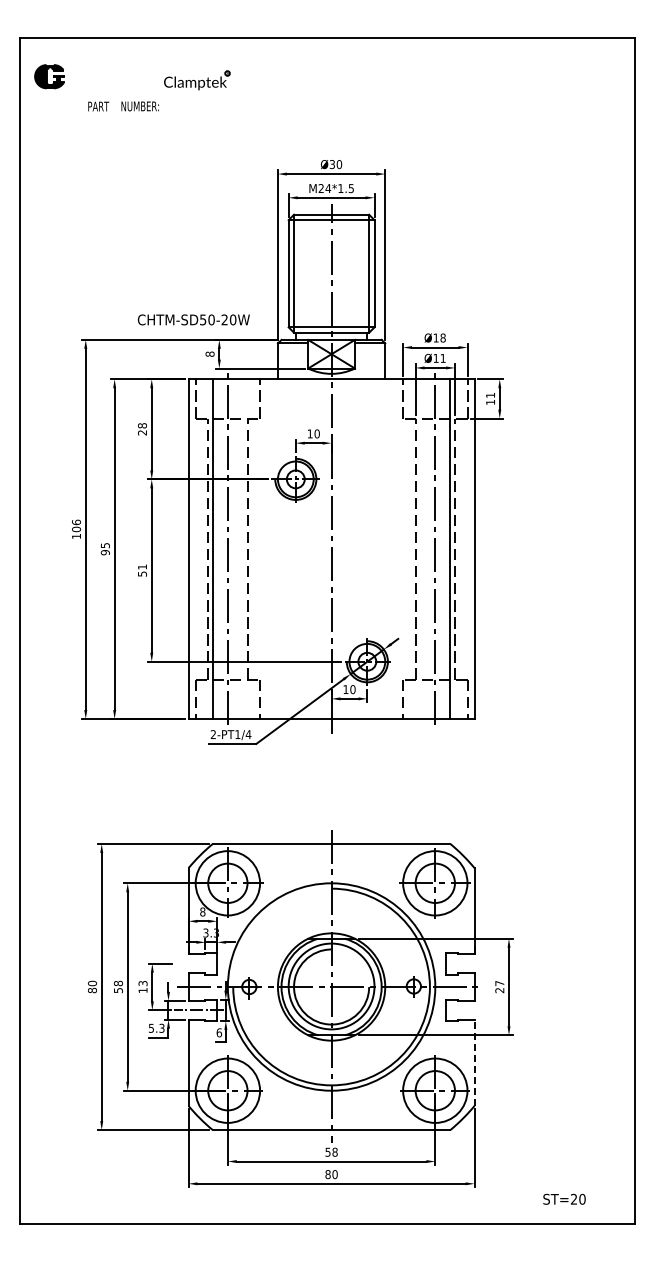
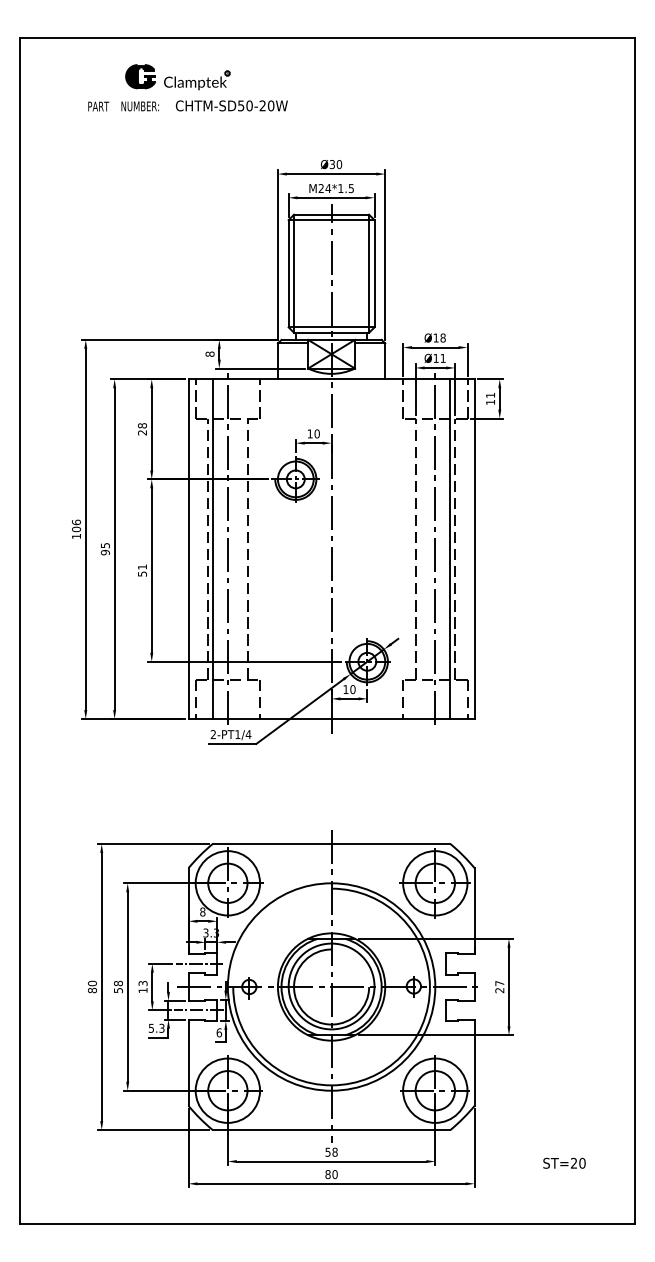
part position: (49, 76) -> (140, 76) (140, 76)
text position: (193, 319) -> (231, 105) (231, 105)
line: none -> present (199, 963)
line: dashed -> solid (474, 1062)
text position: (564, 1198) -> (564, 1162) (564, 1162)
